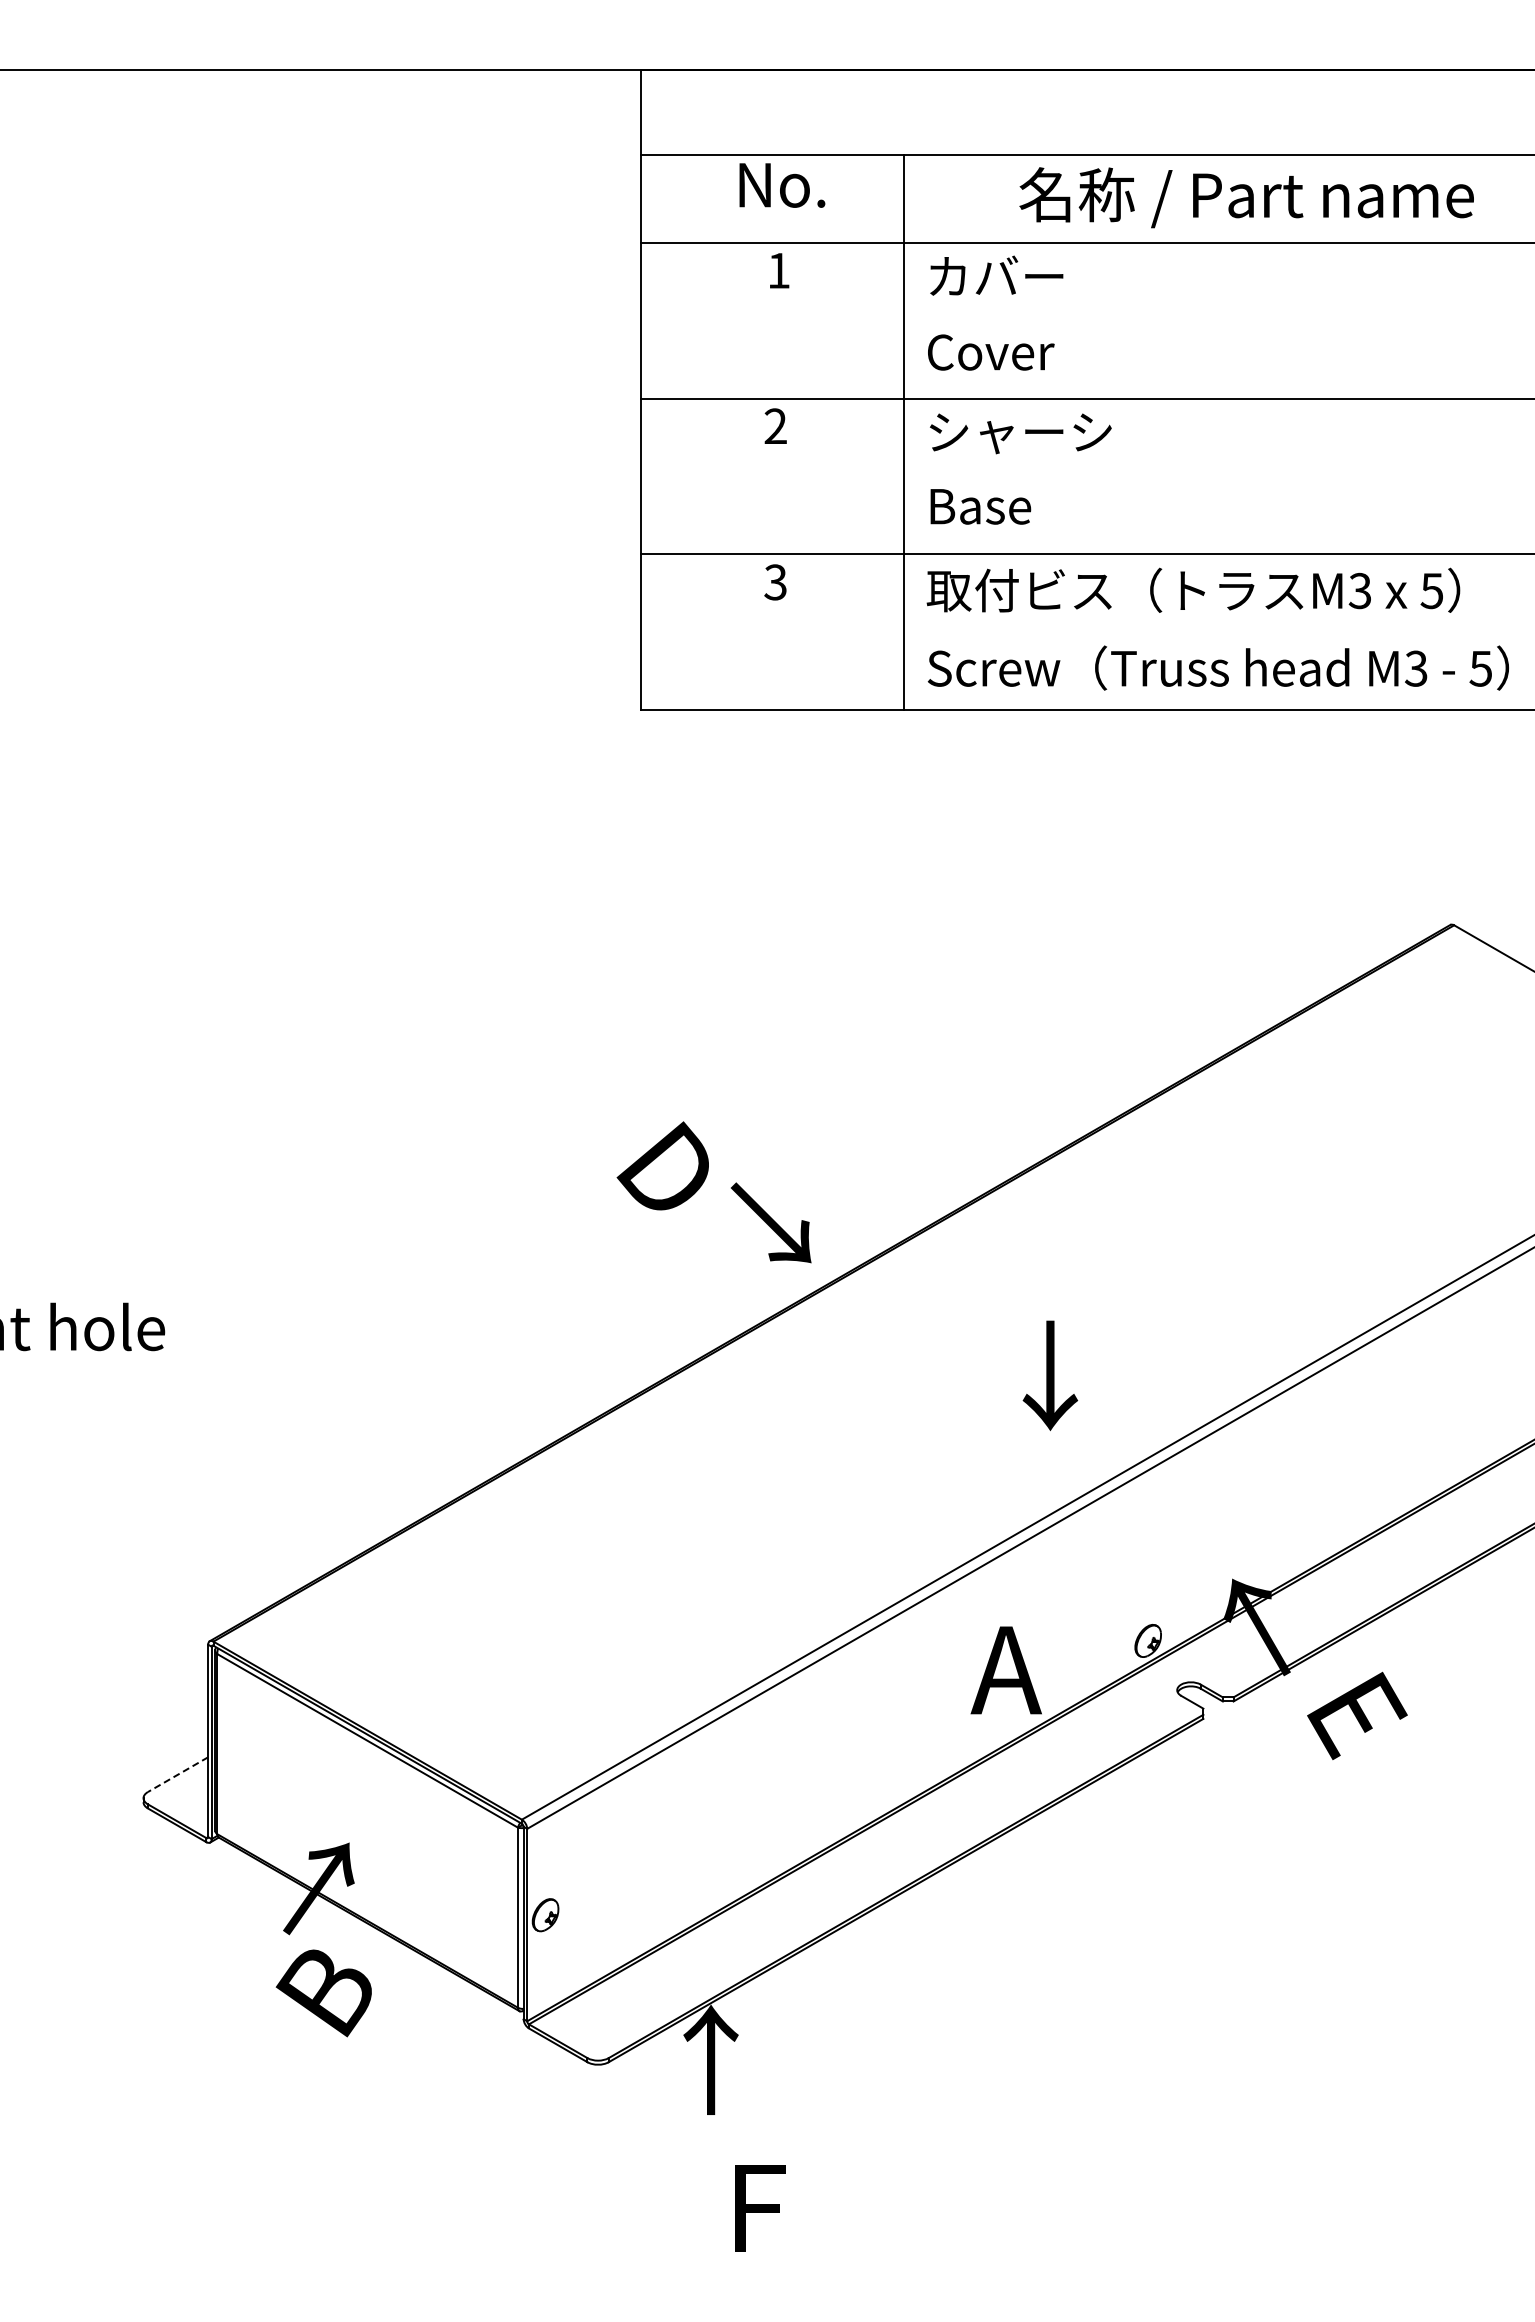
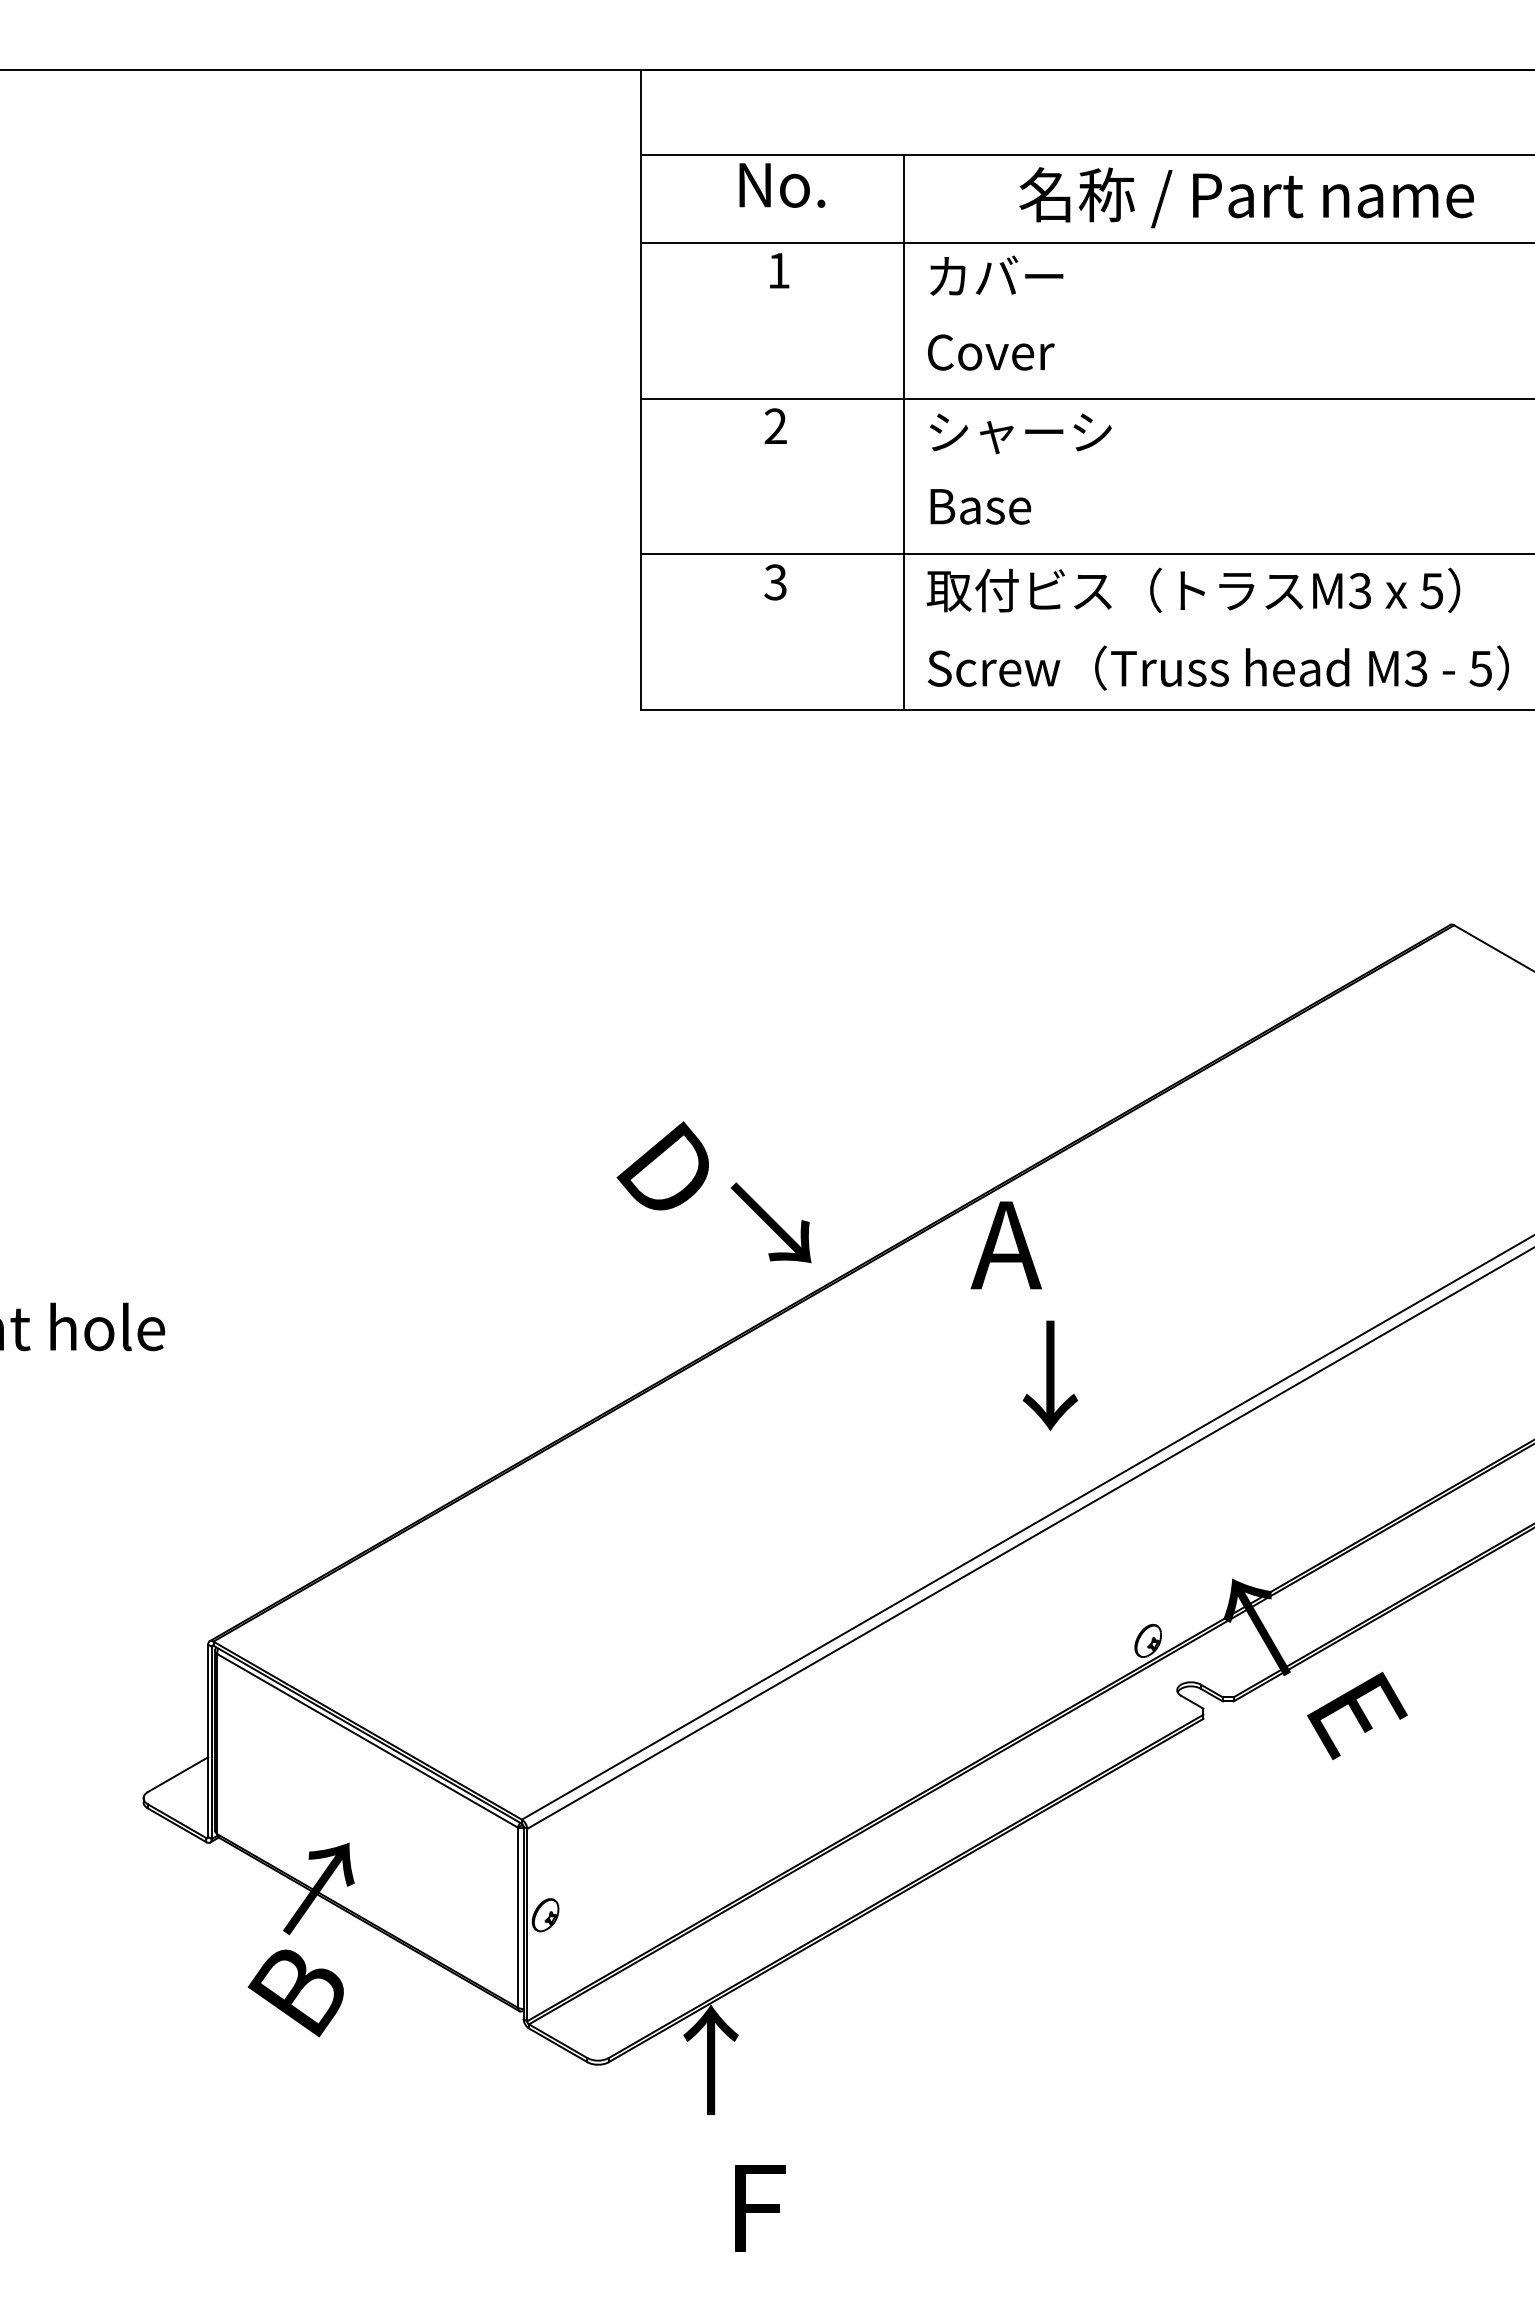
text position: (1005, 1670) -> (1005, 1245) (1005, 1245)
line: dashed -> solid (178, 1774)
text position: (323, 1993) -> (295, 1993) (295, 1993)
